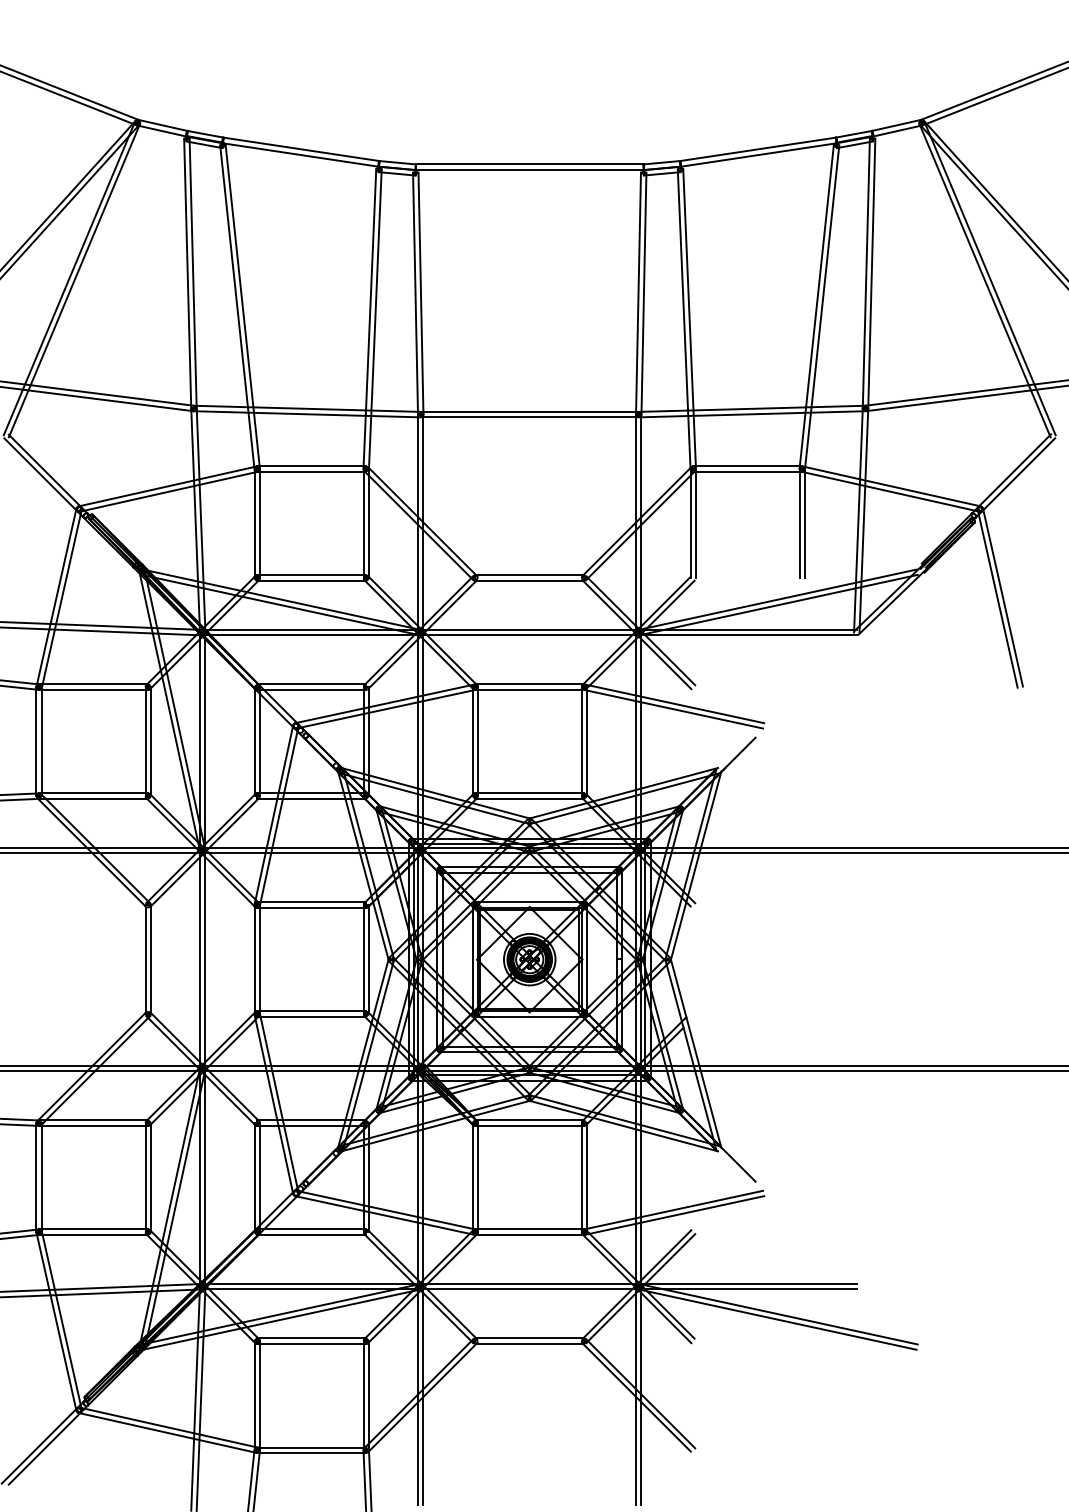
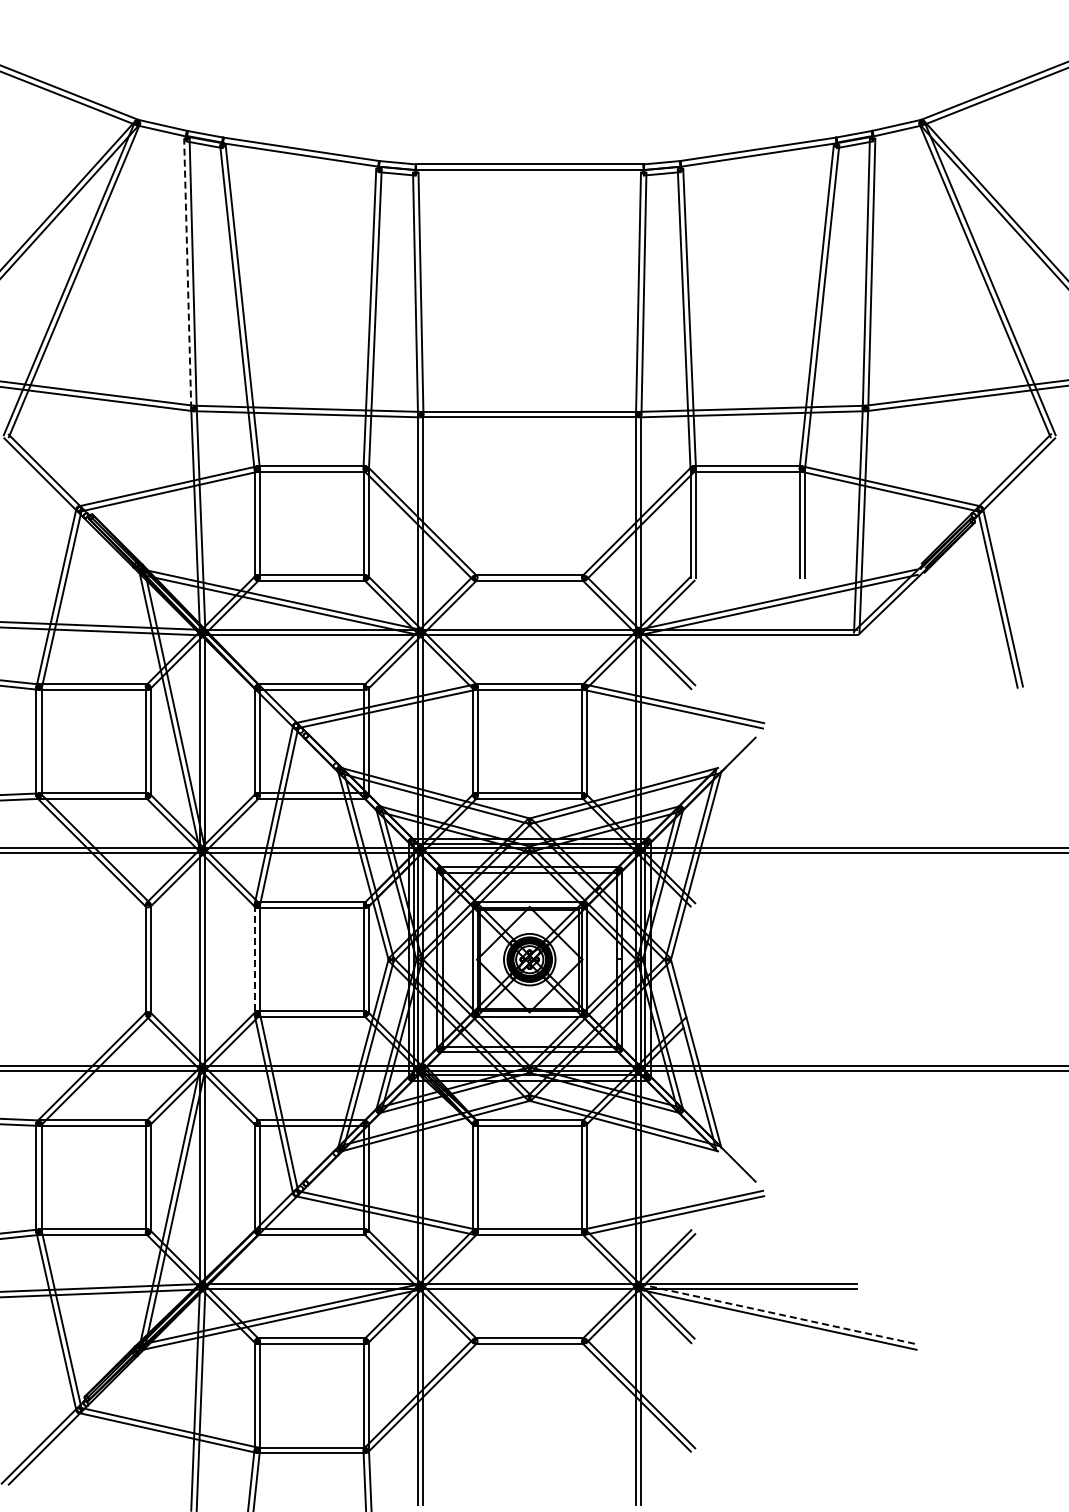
line: solid -> dashed (187, 273)
line: solid -> dashed (254, 959)
line: solid -> dashed (779, 1314)
